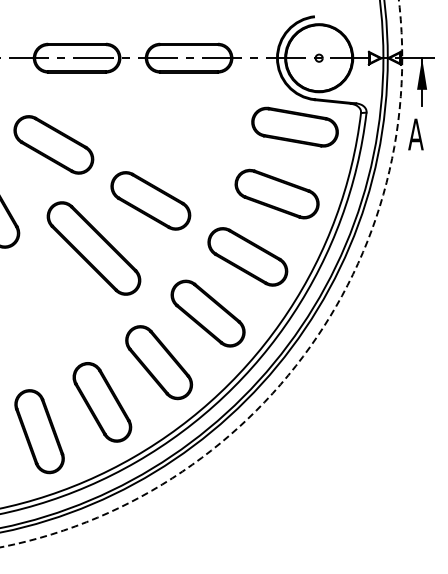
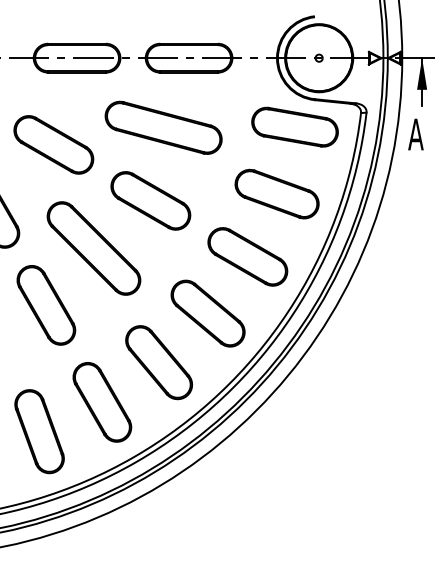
part: none -> present (163, 127)
circle: dashed -> solid (201, 273)
part: none -> present (46, 305)
